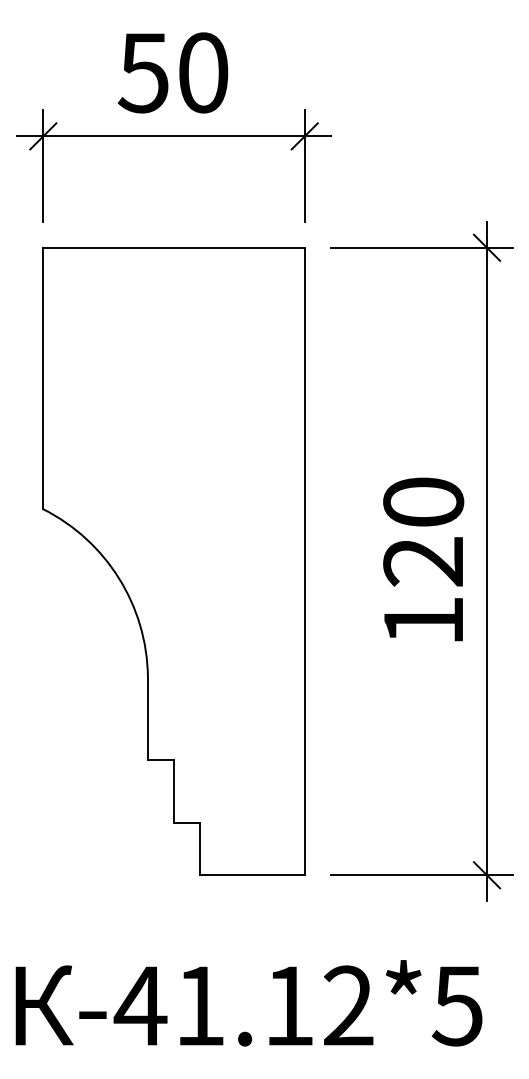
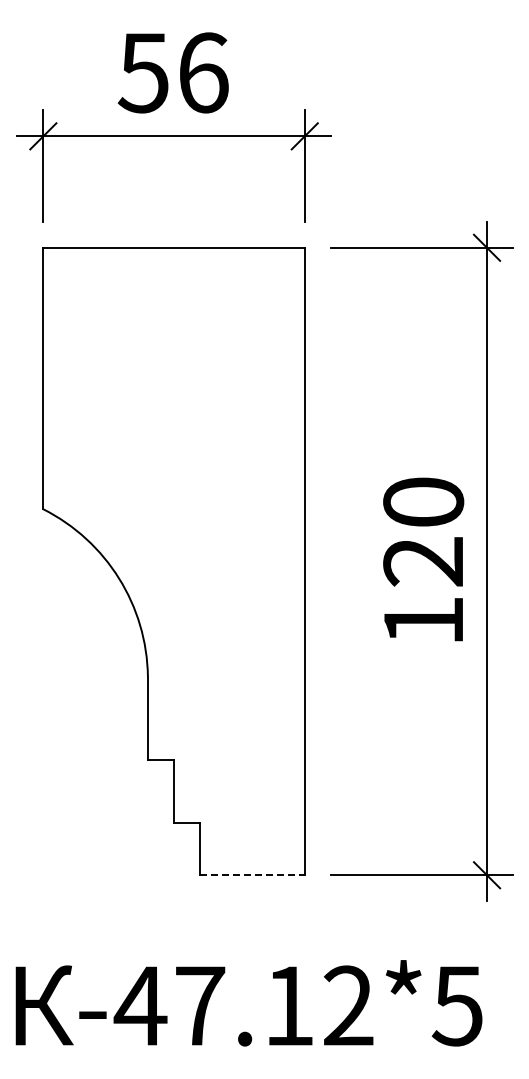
text: 50 -> 56 (203, 72)
line: solid -> dashed (252, 875)
text: -41.12*5 -> -47.12*5 (200, 1005)
